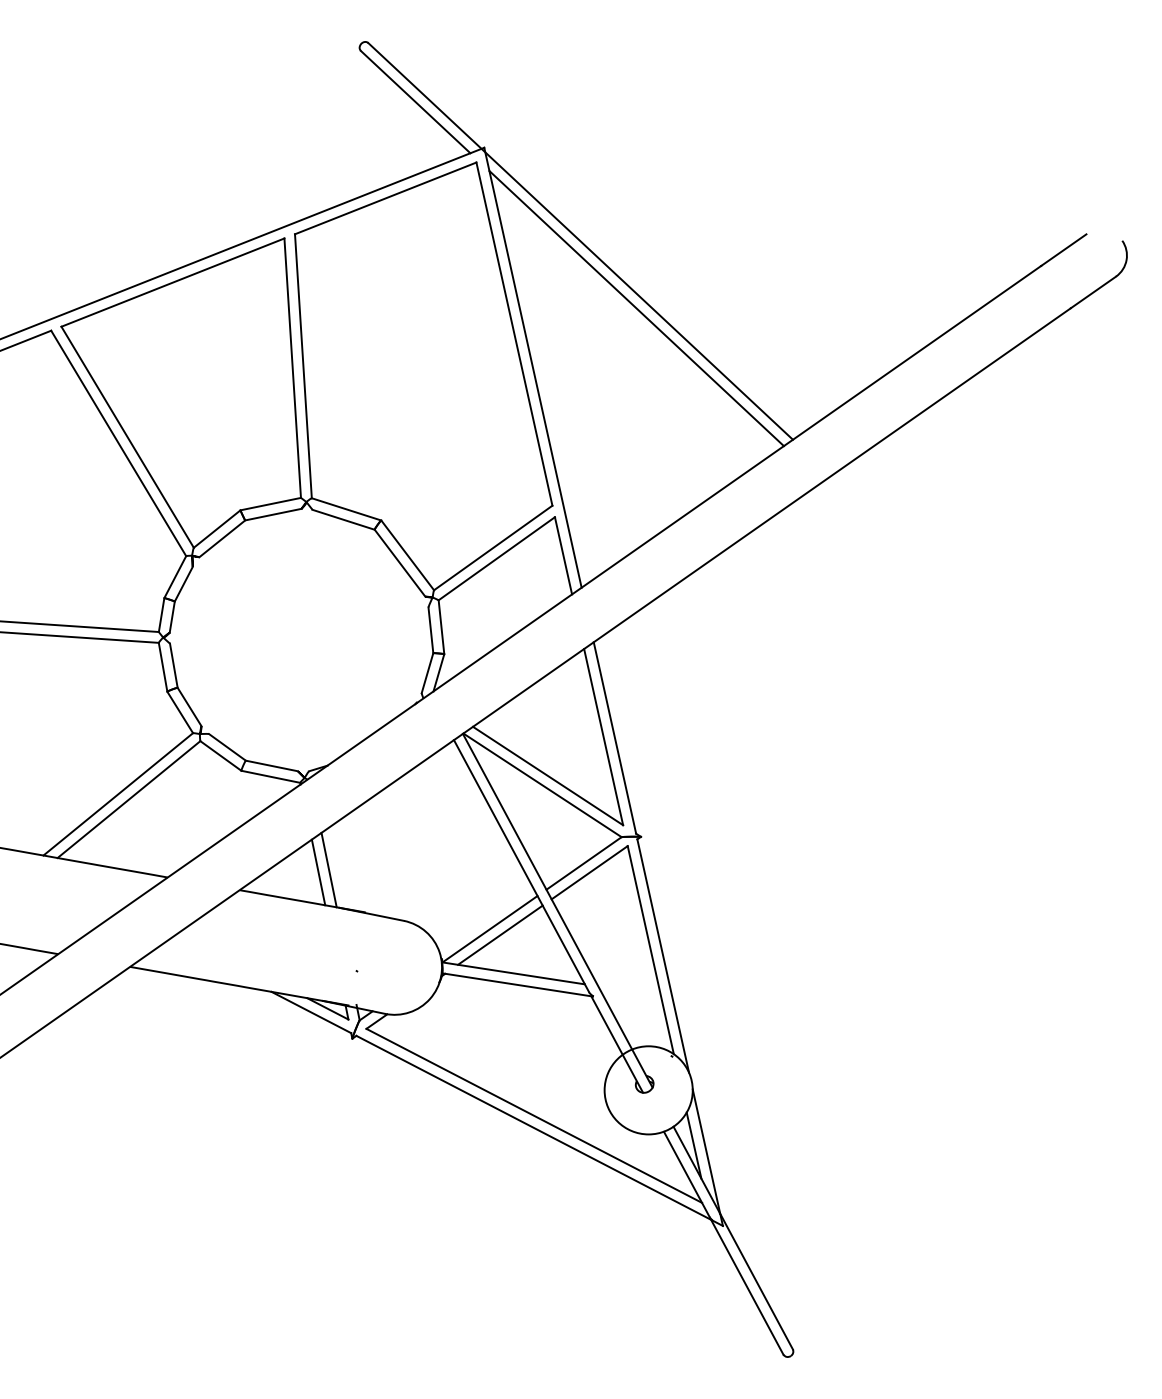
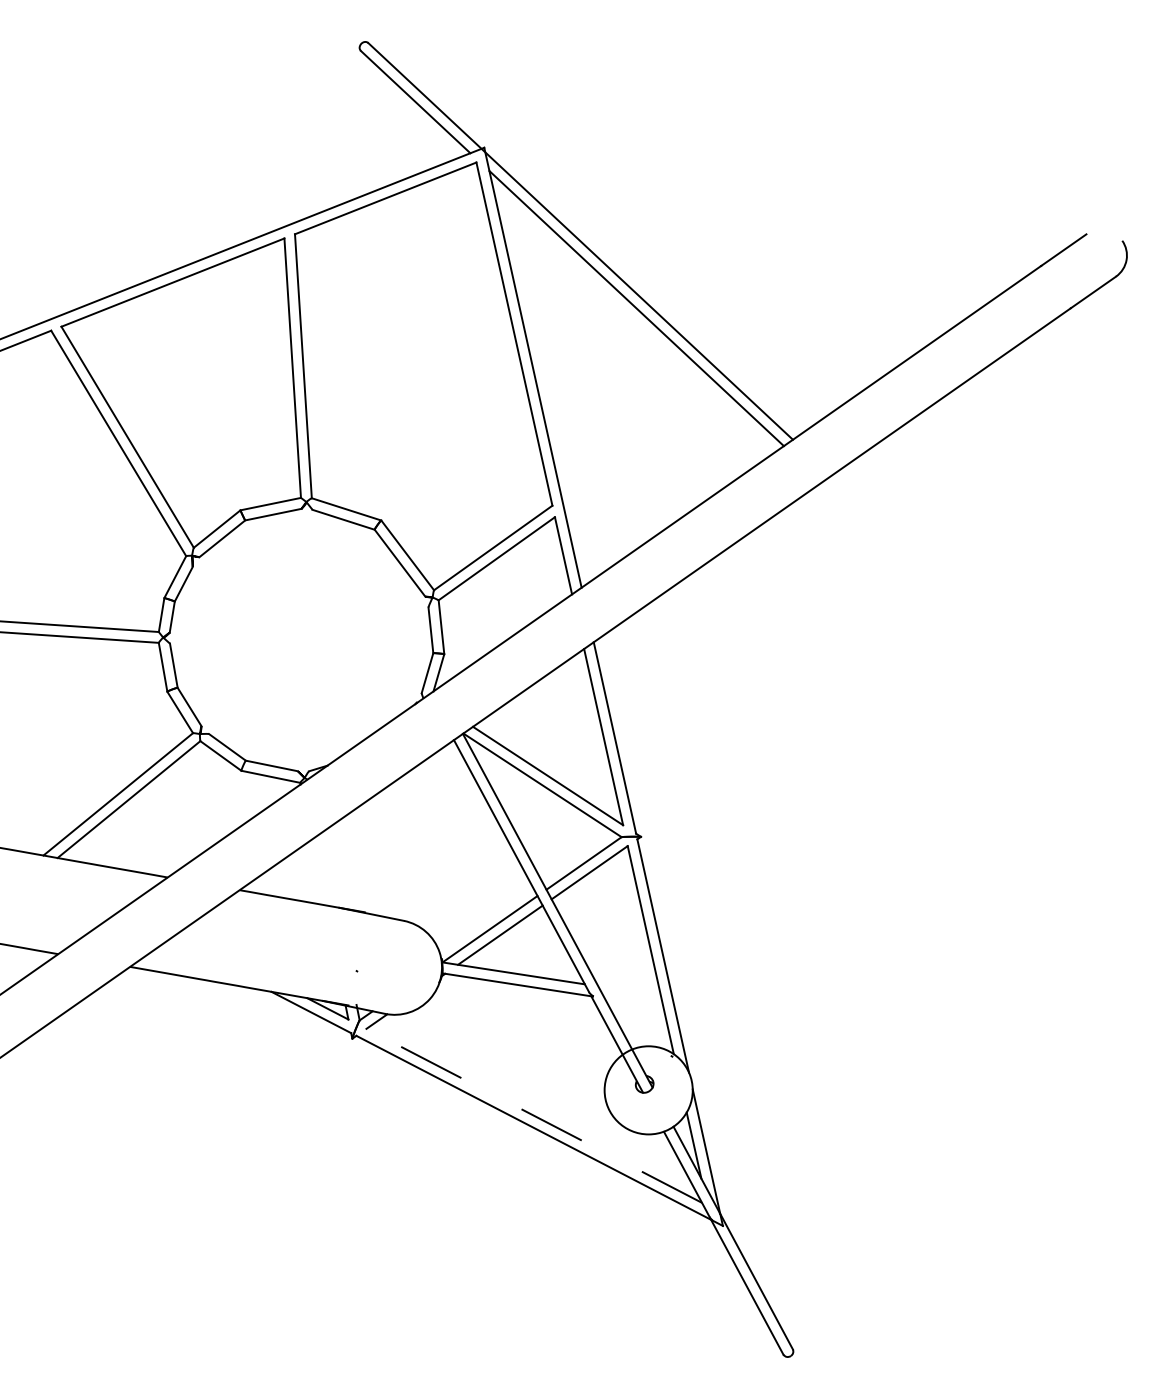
line: present -> none (328, 869)
line: present -> none (318, 872)
line: solid -> dashed (533, 1115)
